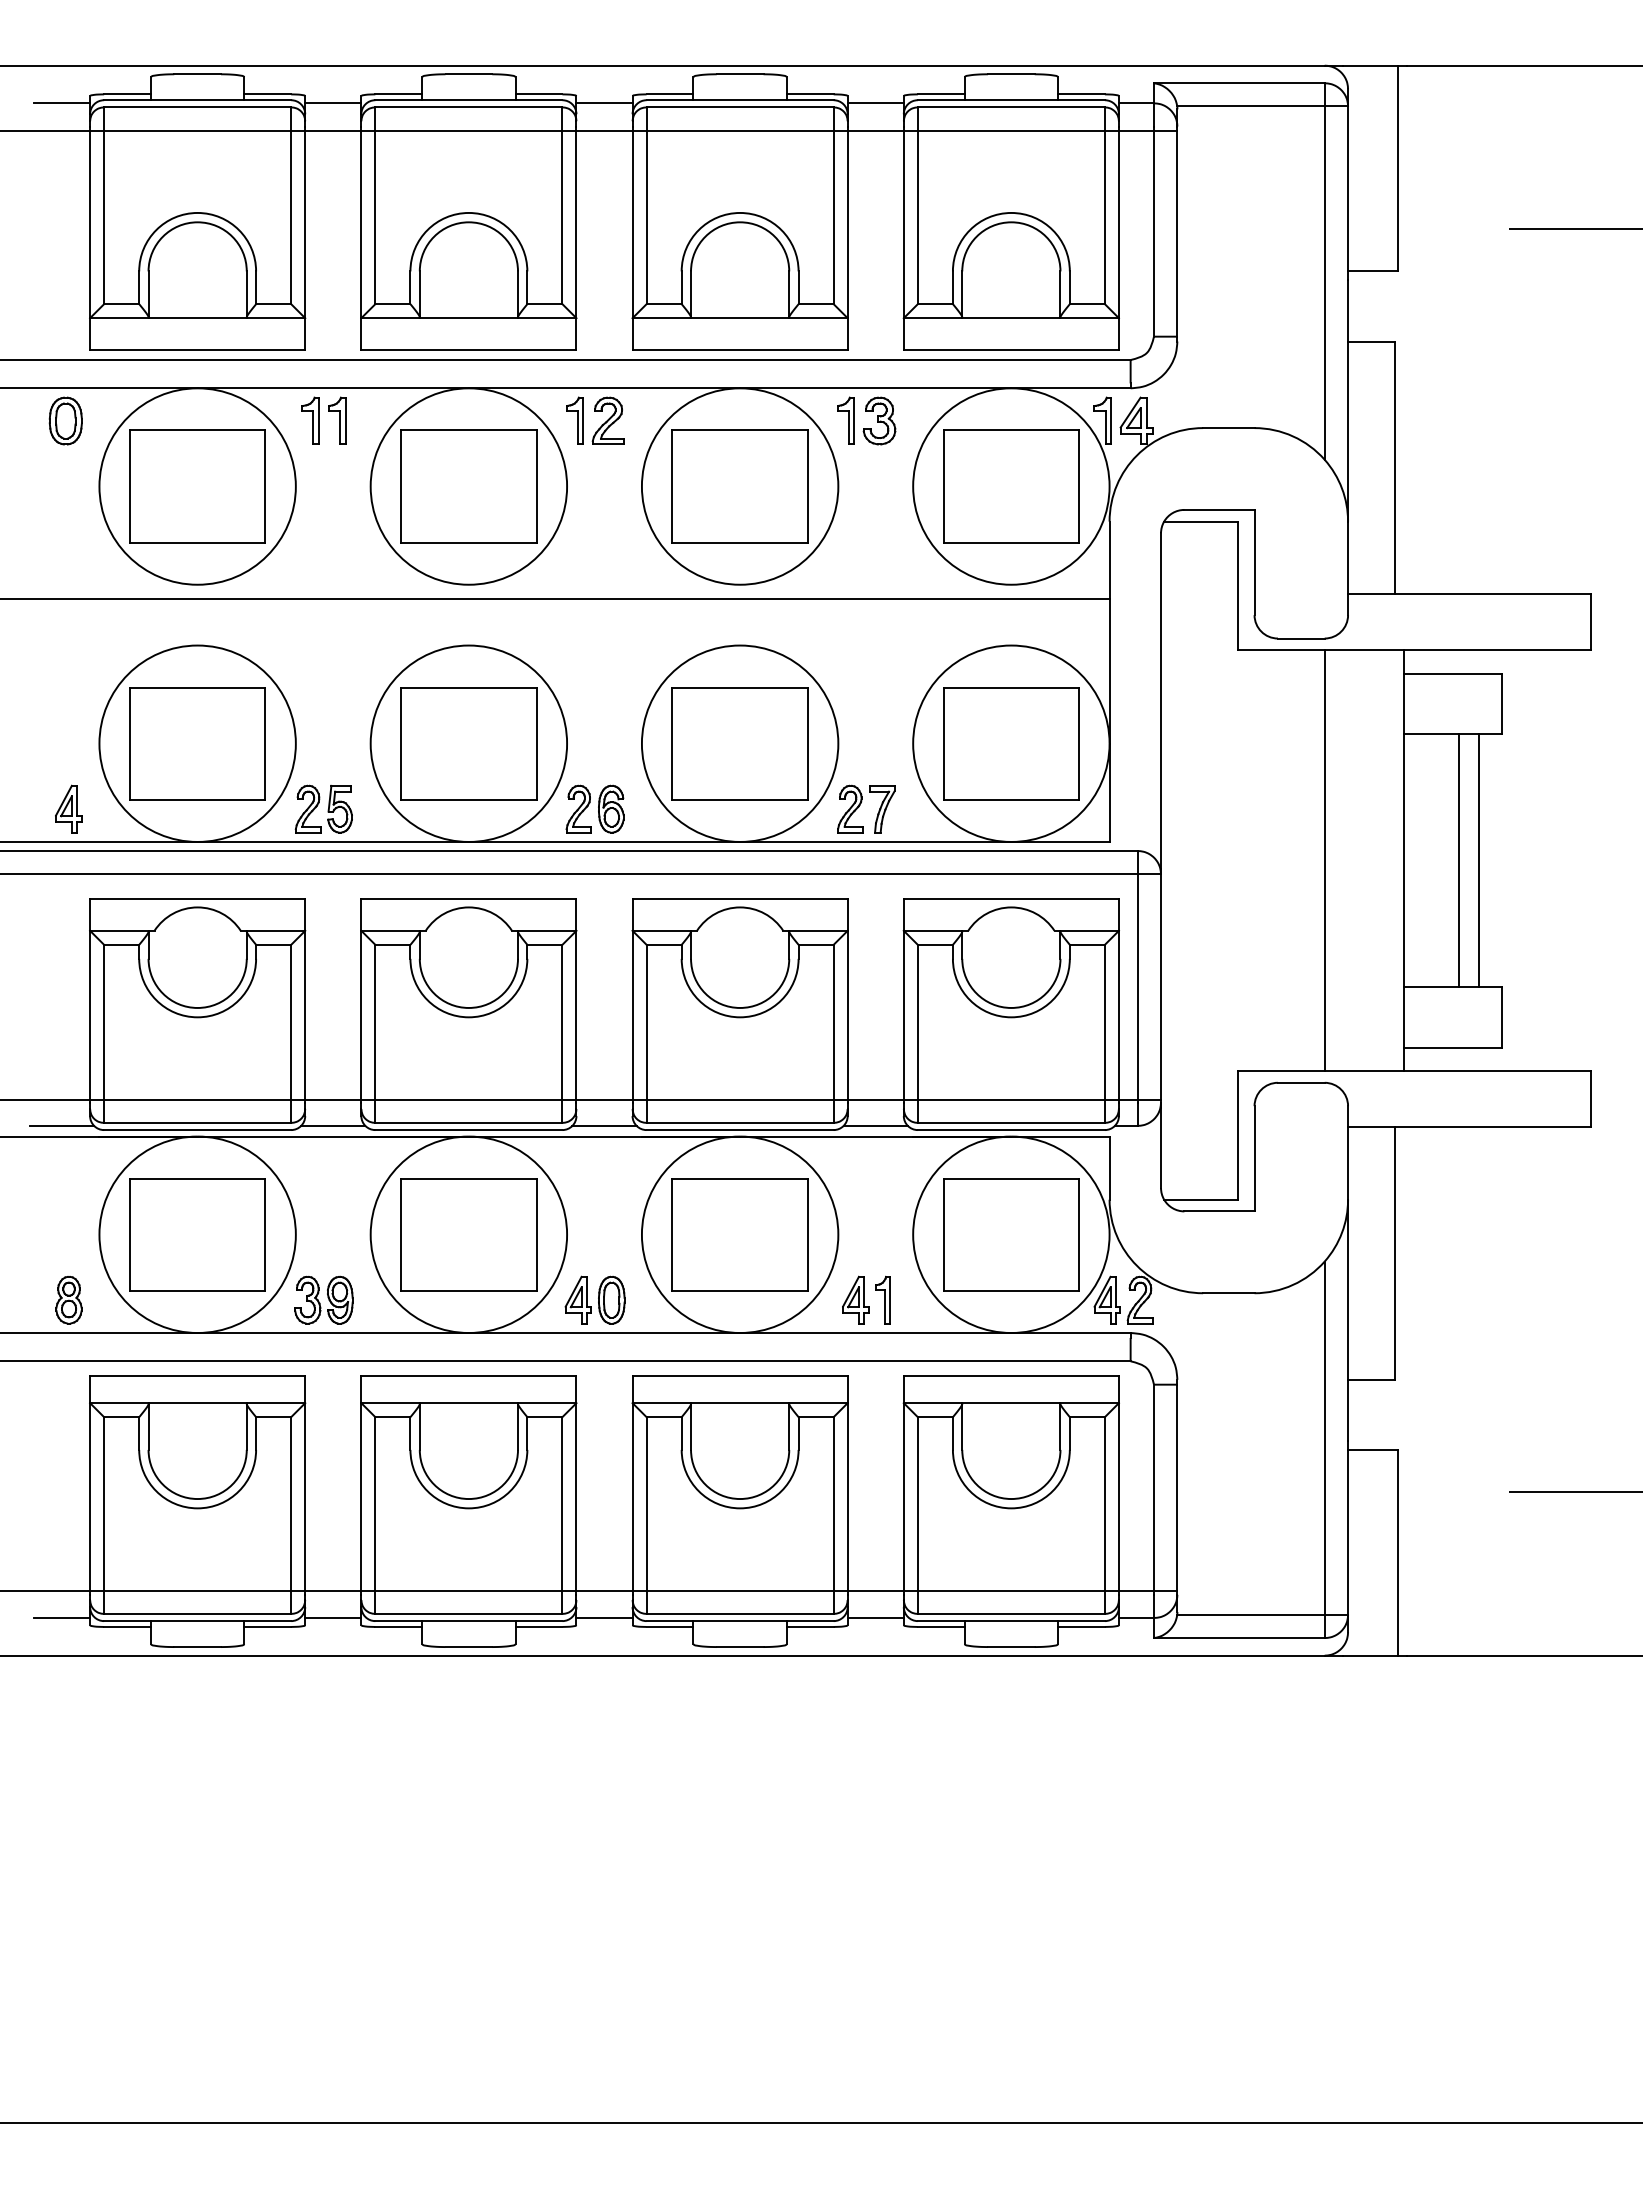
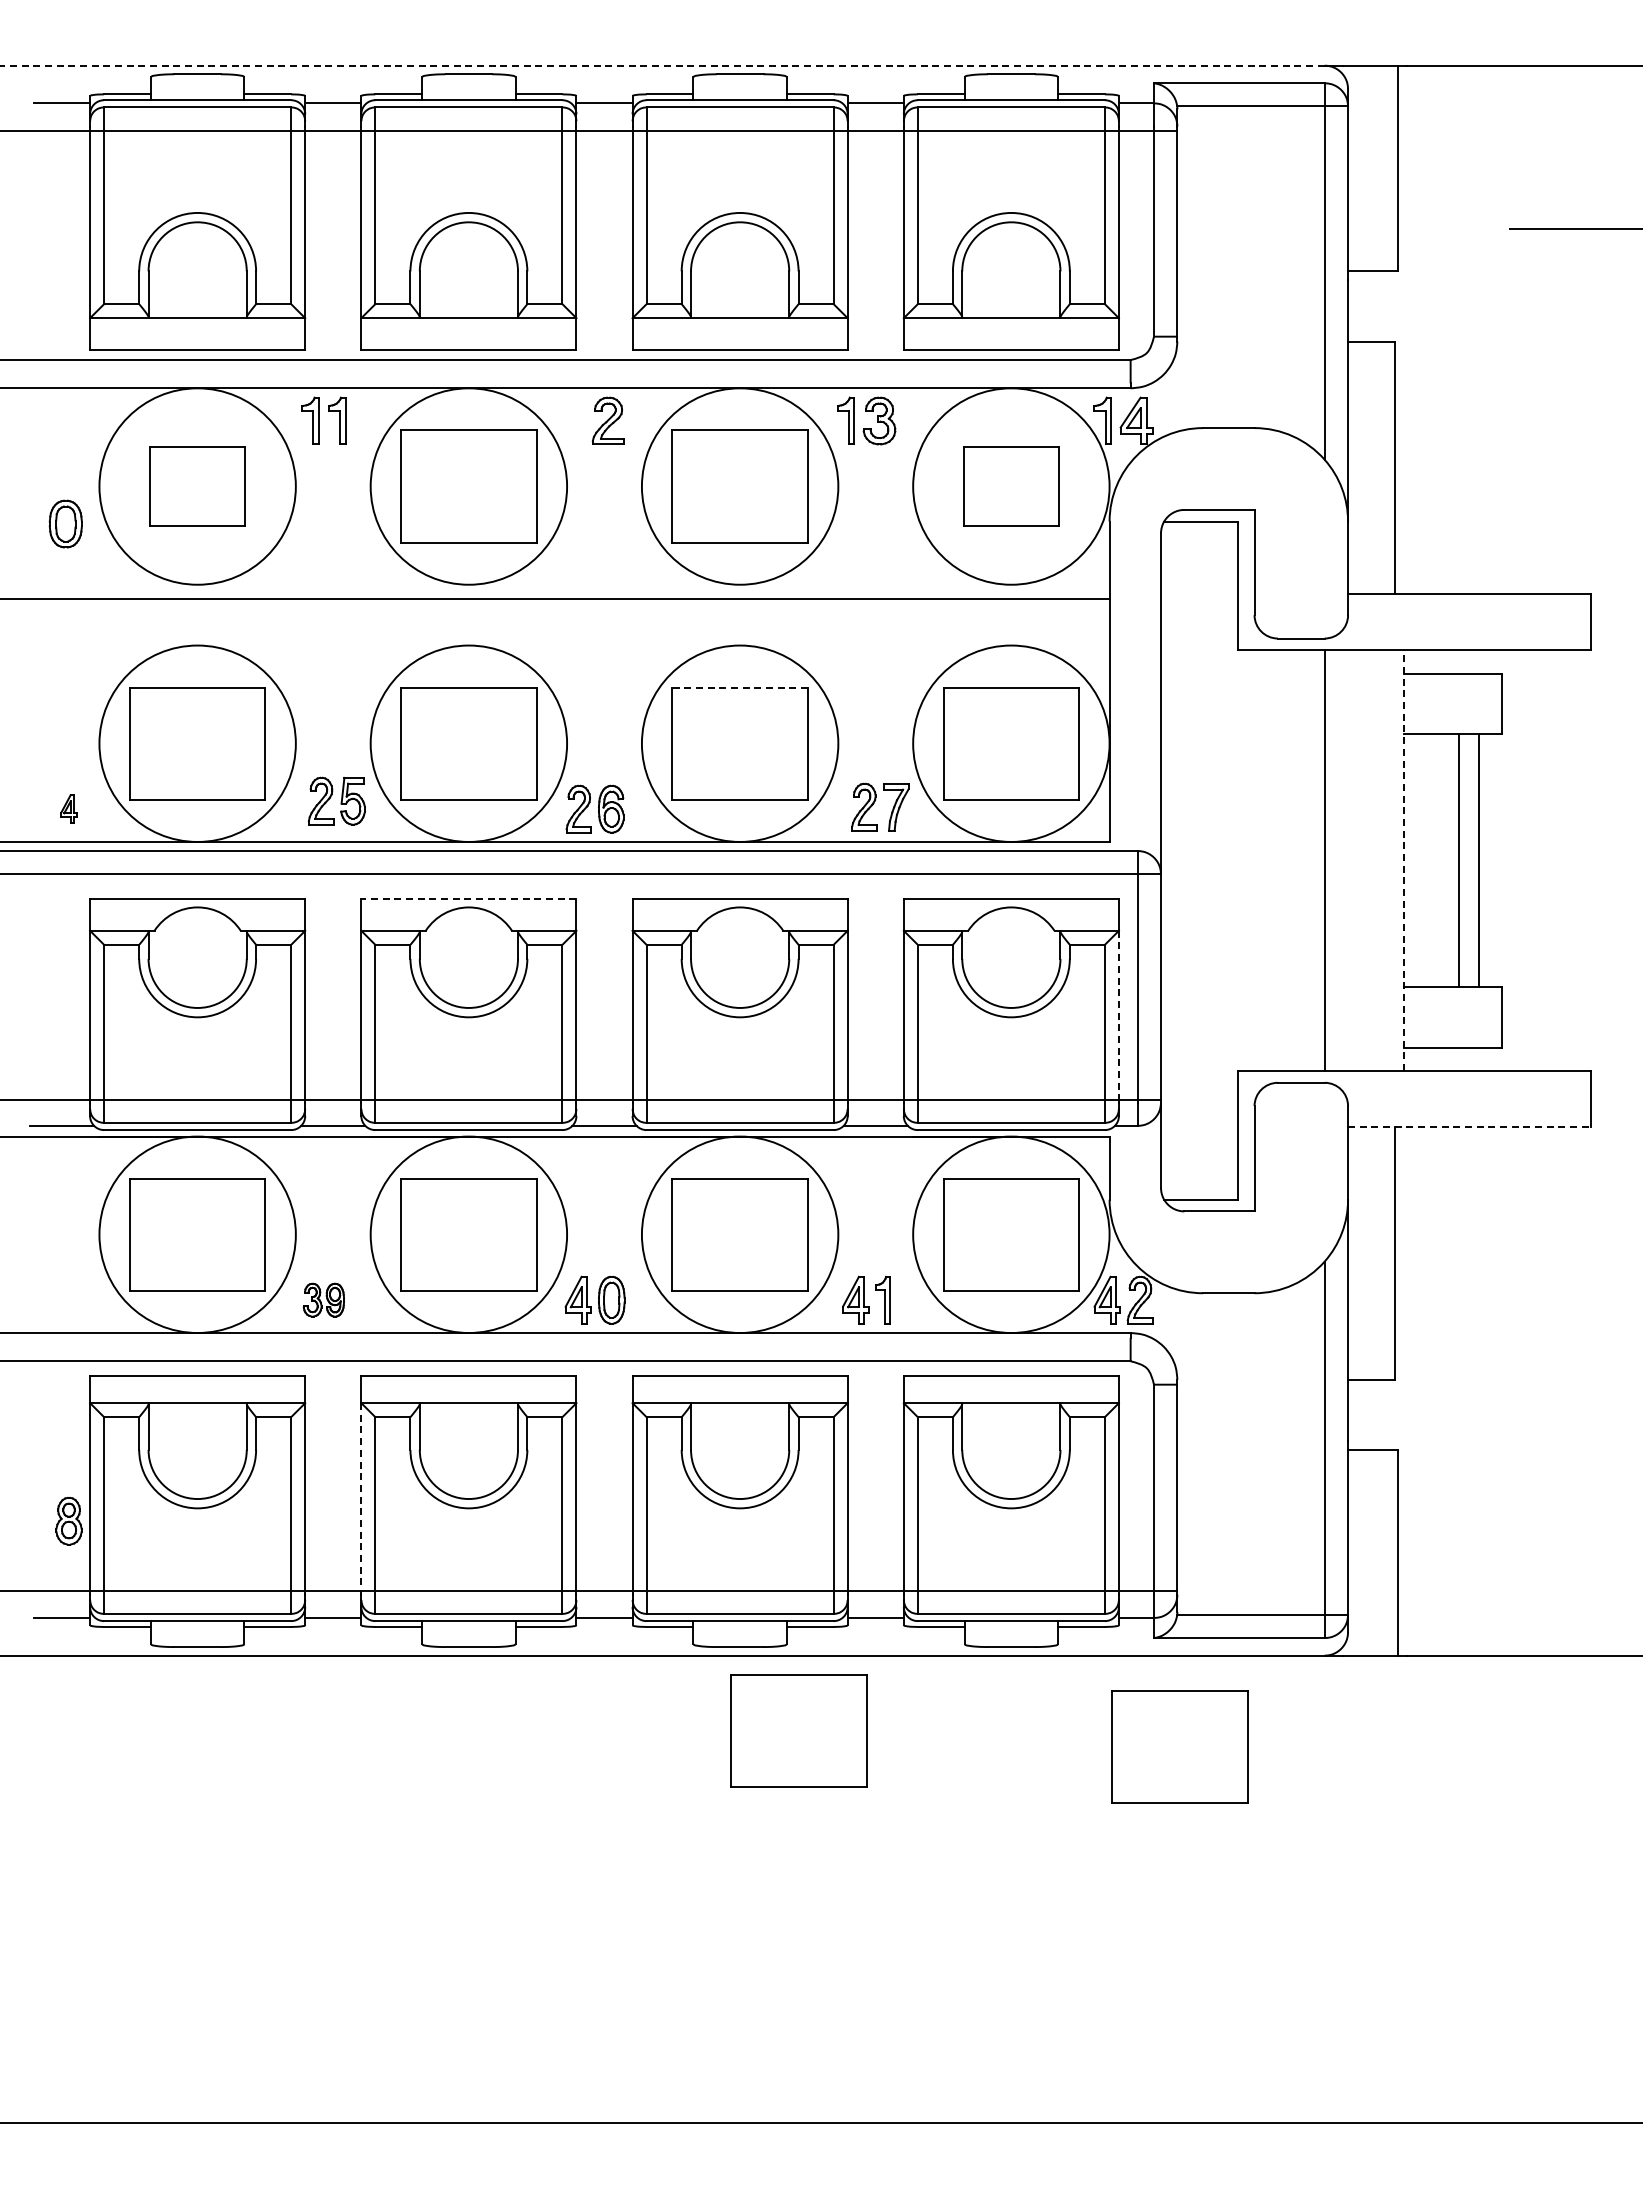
line: solid -> dashed (662, 65)
part position: (65, 420) -> (65, 523) (65, 523)
part: present -> none (574, 420)
part size: 137x115 px -> 97x81 px (197, 486)
part size: 137x115 px -> 97x81 px (1011, 486)
line: solid -> dashed (740, 687)
part position: (860, 805) -> (874, 803) (874, 803)
part size: 28x50 px -> 18x30 px (68, 808)
part position: (323, 808) -> (336, 800) (336, 800)
line: solid -> dashed (1404, 860)
line: solid -> dashed (468, 899)
line: solid -> dashed (1118, 1015)
line: solid -> dashed (1469, 1127)
part size: 60x50 px -> 43x36 px (323, 1299)
part position: (68, 1300) -> (68, 1521) (68, 1521)
line: present -> none (1574, 1492)
line: solid -> dashed (361, 1496)
part: none -> present (798, 1730)
part: none -> present (1179, 1746)
